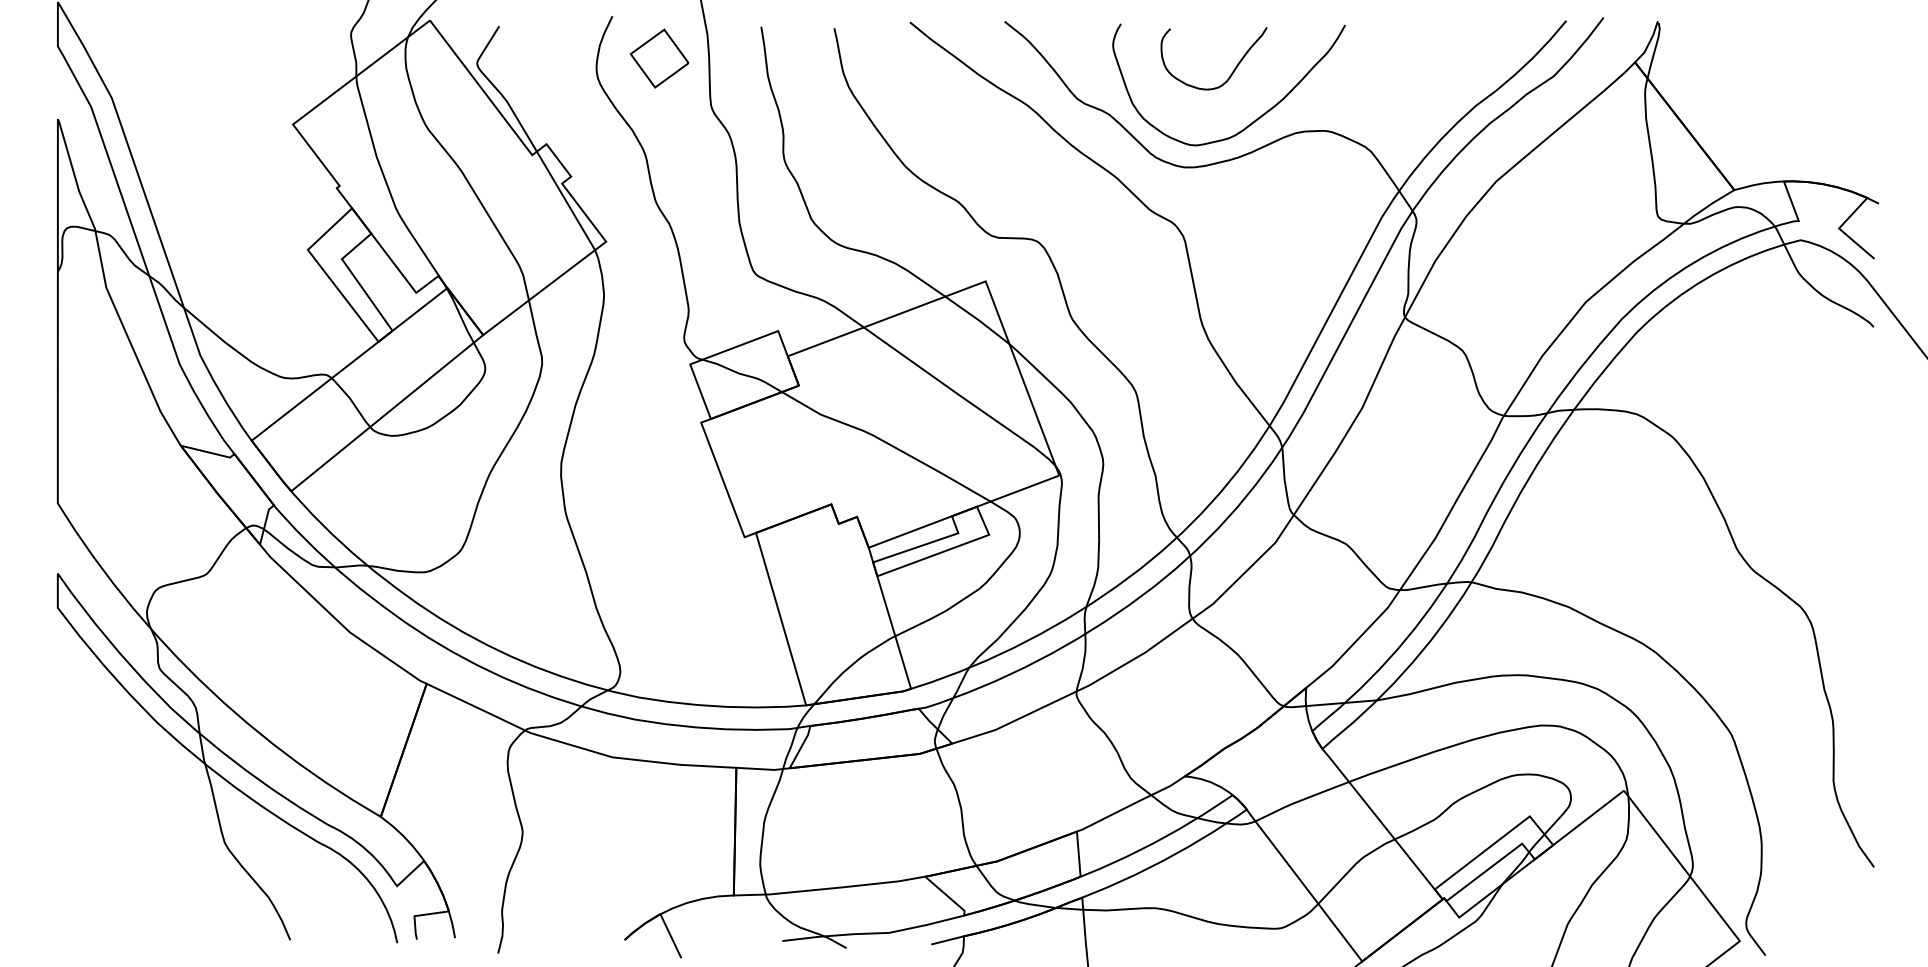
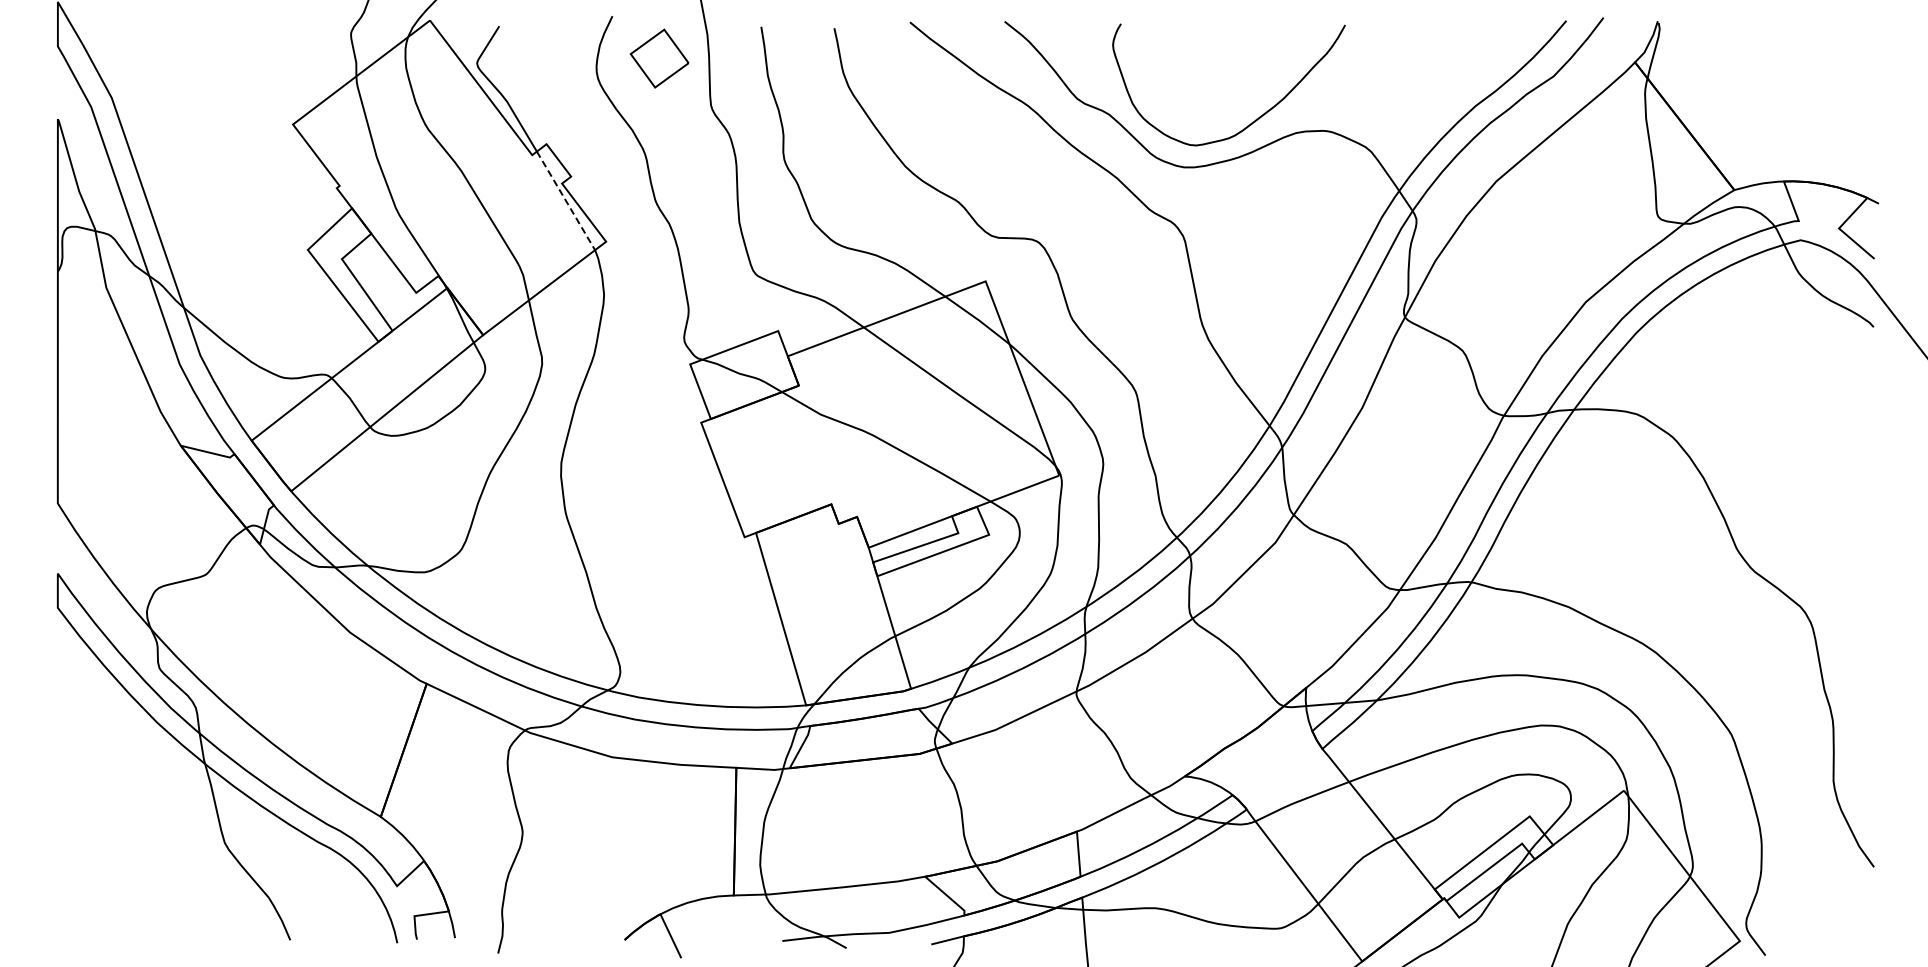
curve: present -> none (1233, 69)
line: solid -> dashed (566, 201)
